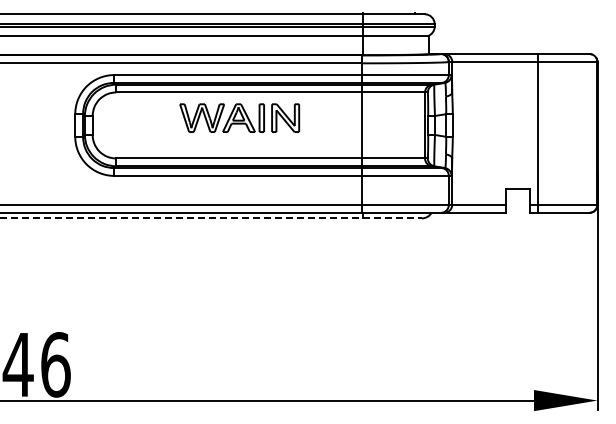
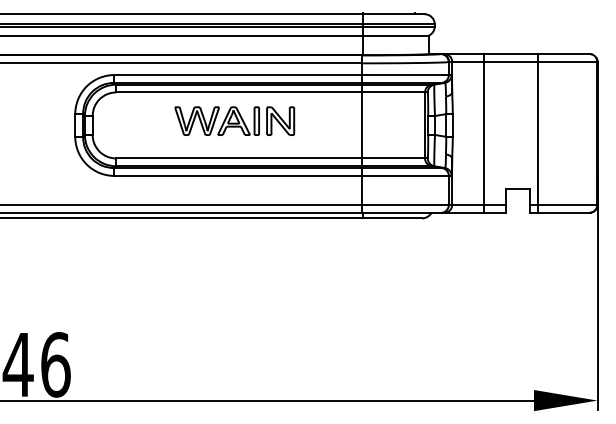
part position: (239, 117) -> (234, 120) (234, 120)
line: none -> present (483, 133)
line: dashed -> solid (211, 218)
